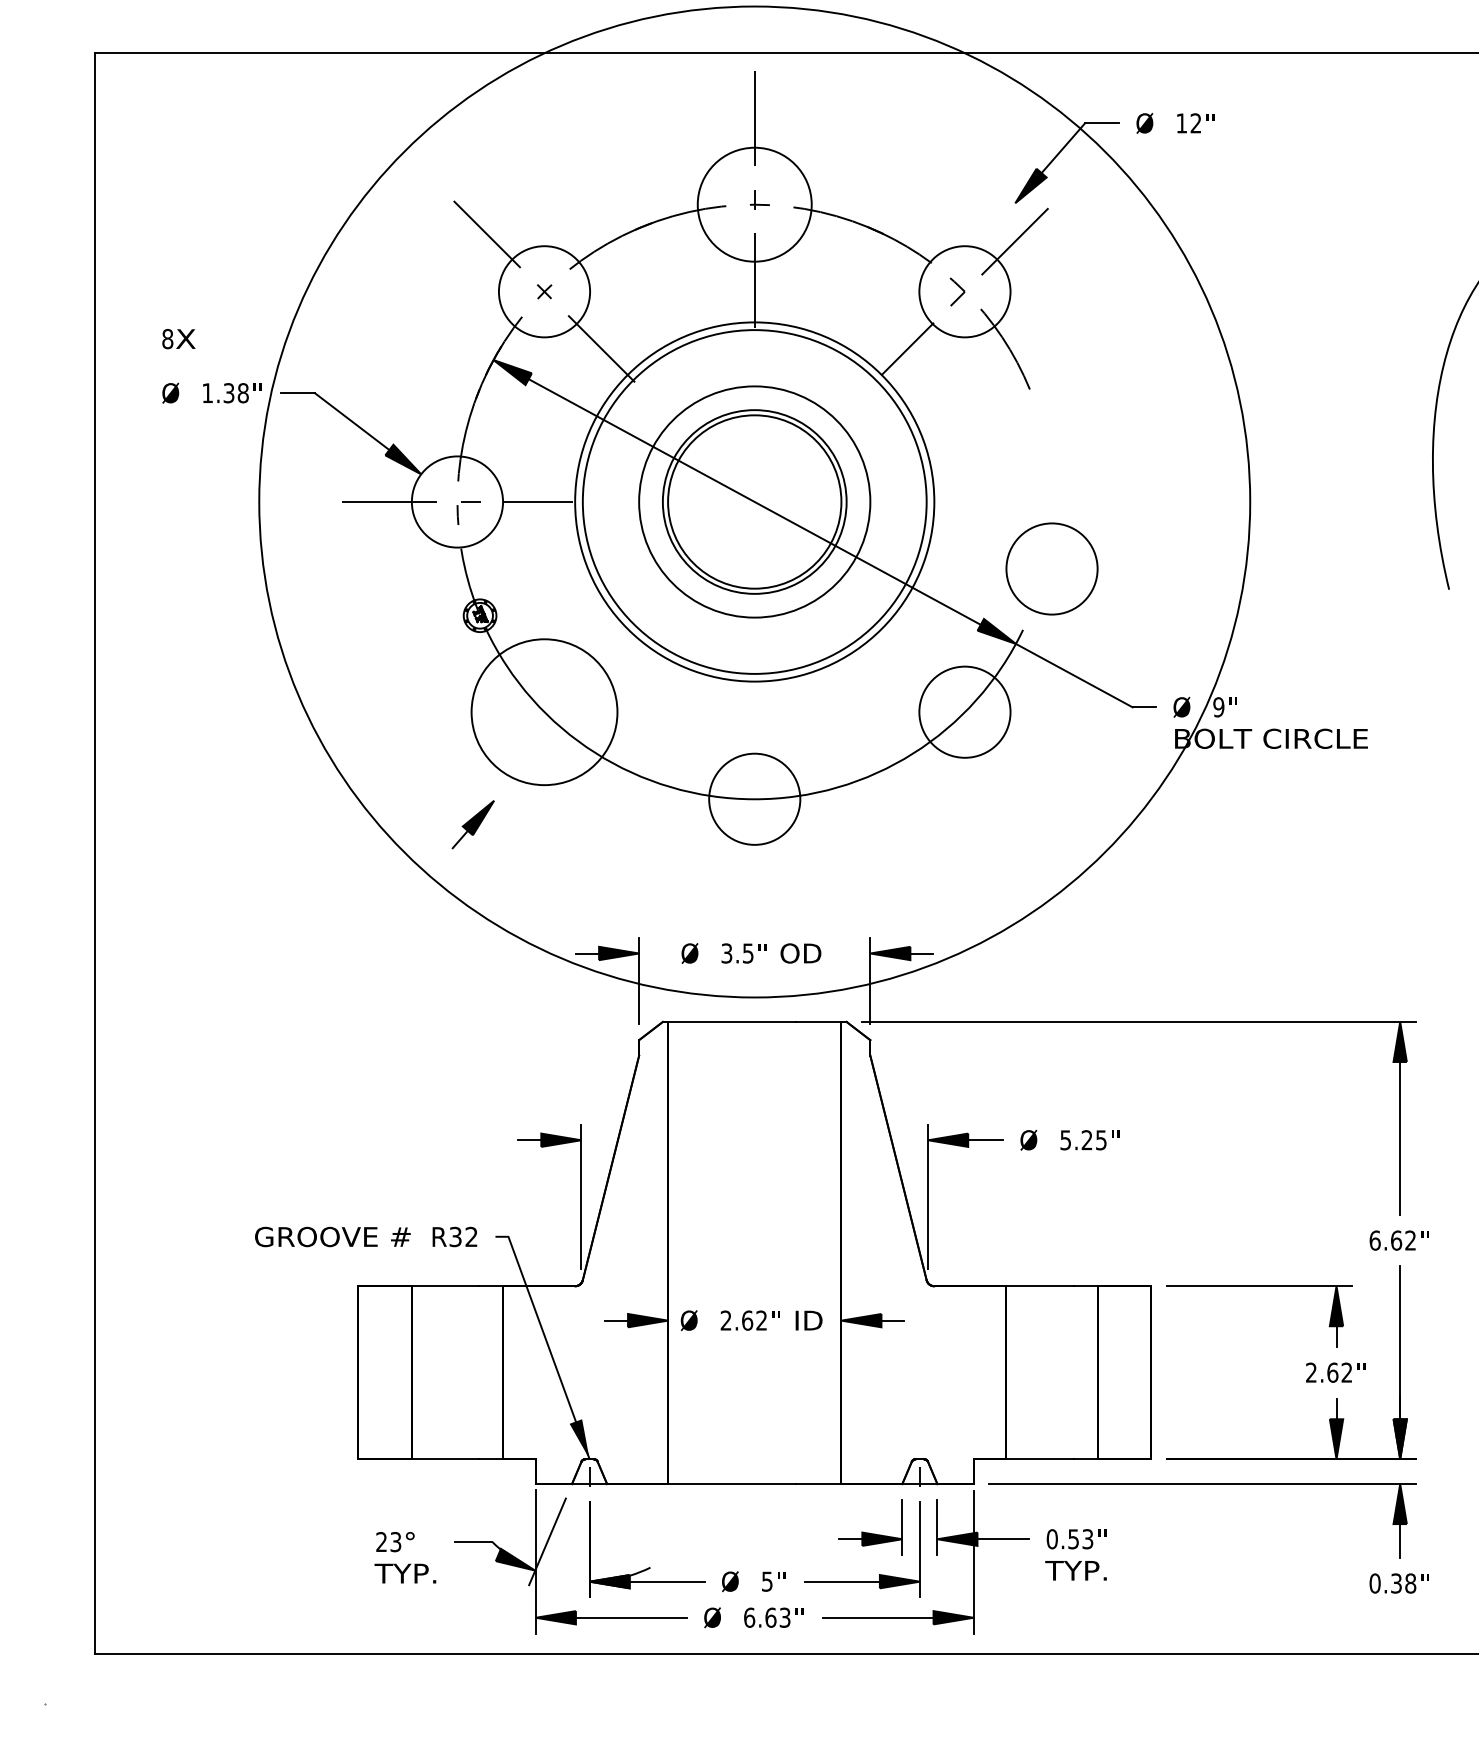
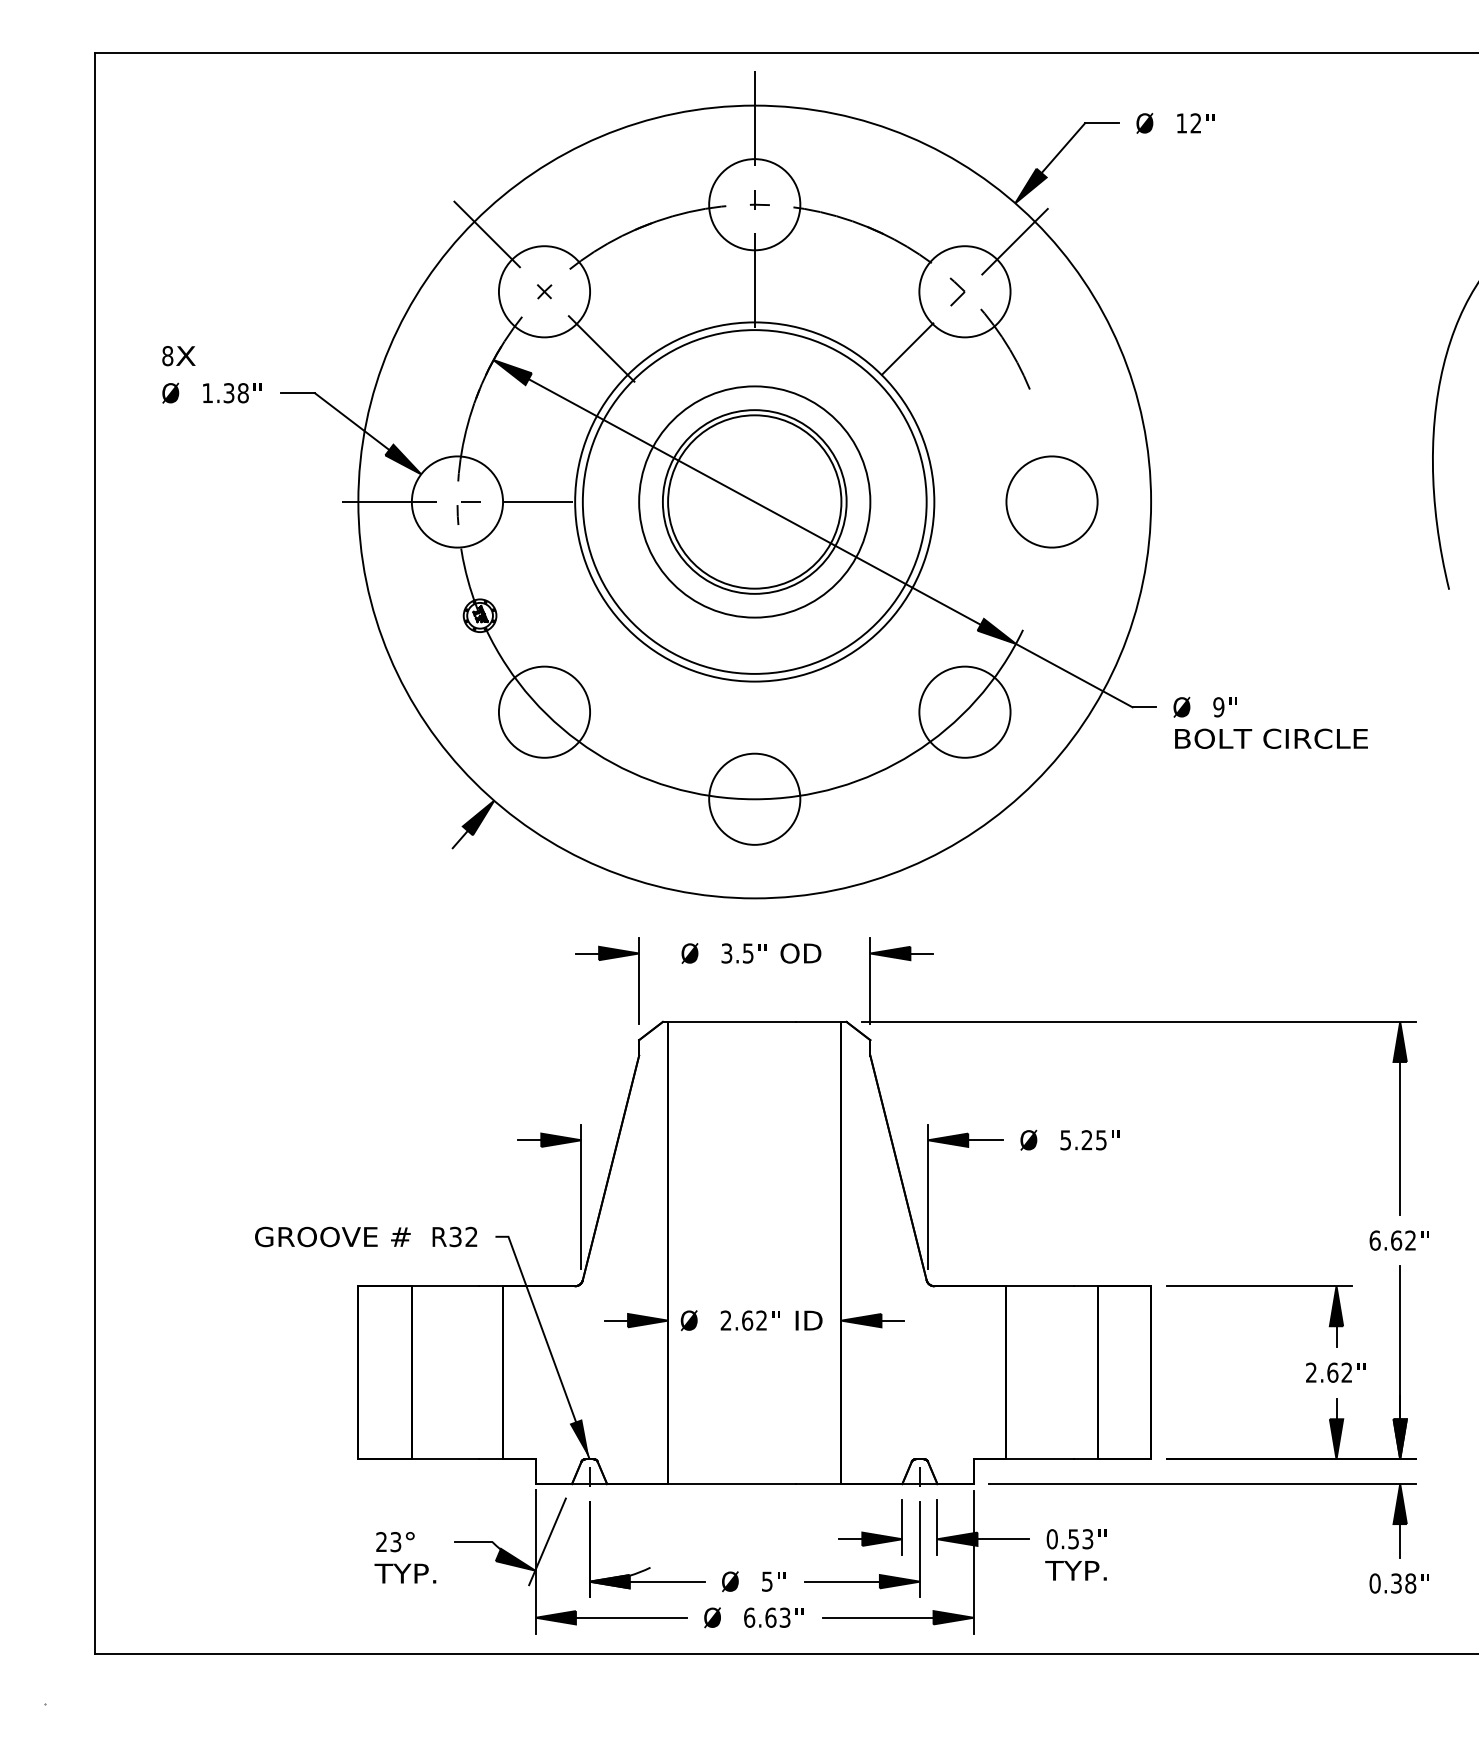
circle diameter: 114 px -> 91 px (754, 204)
text position: (178, 339) -> (178, 356) (178, 356)
circle diameter: 991 px -> 793 px (754, 501)
circle position: (1051, 568) -> (1051, 501) (1051, 501)
circle diameter: 146 px -> 91 px (544, 711)
